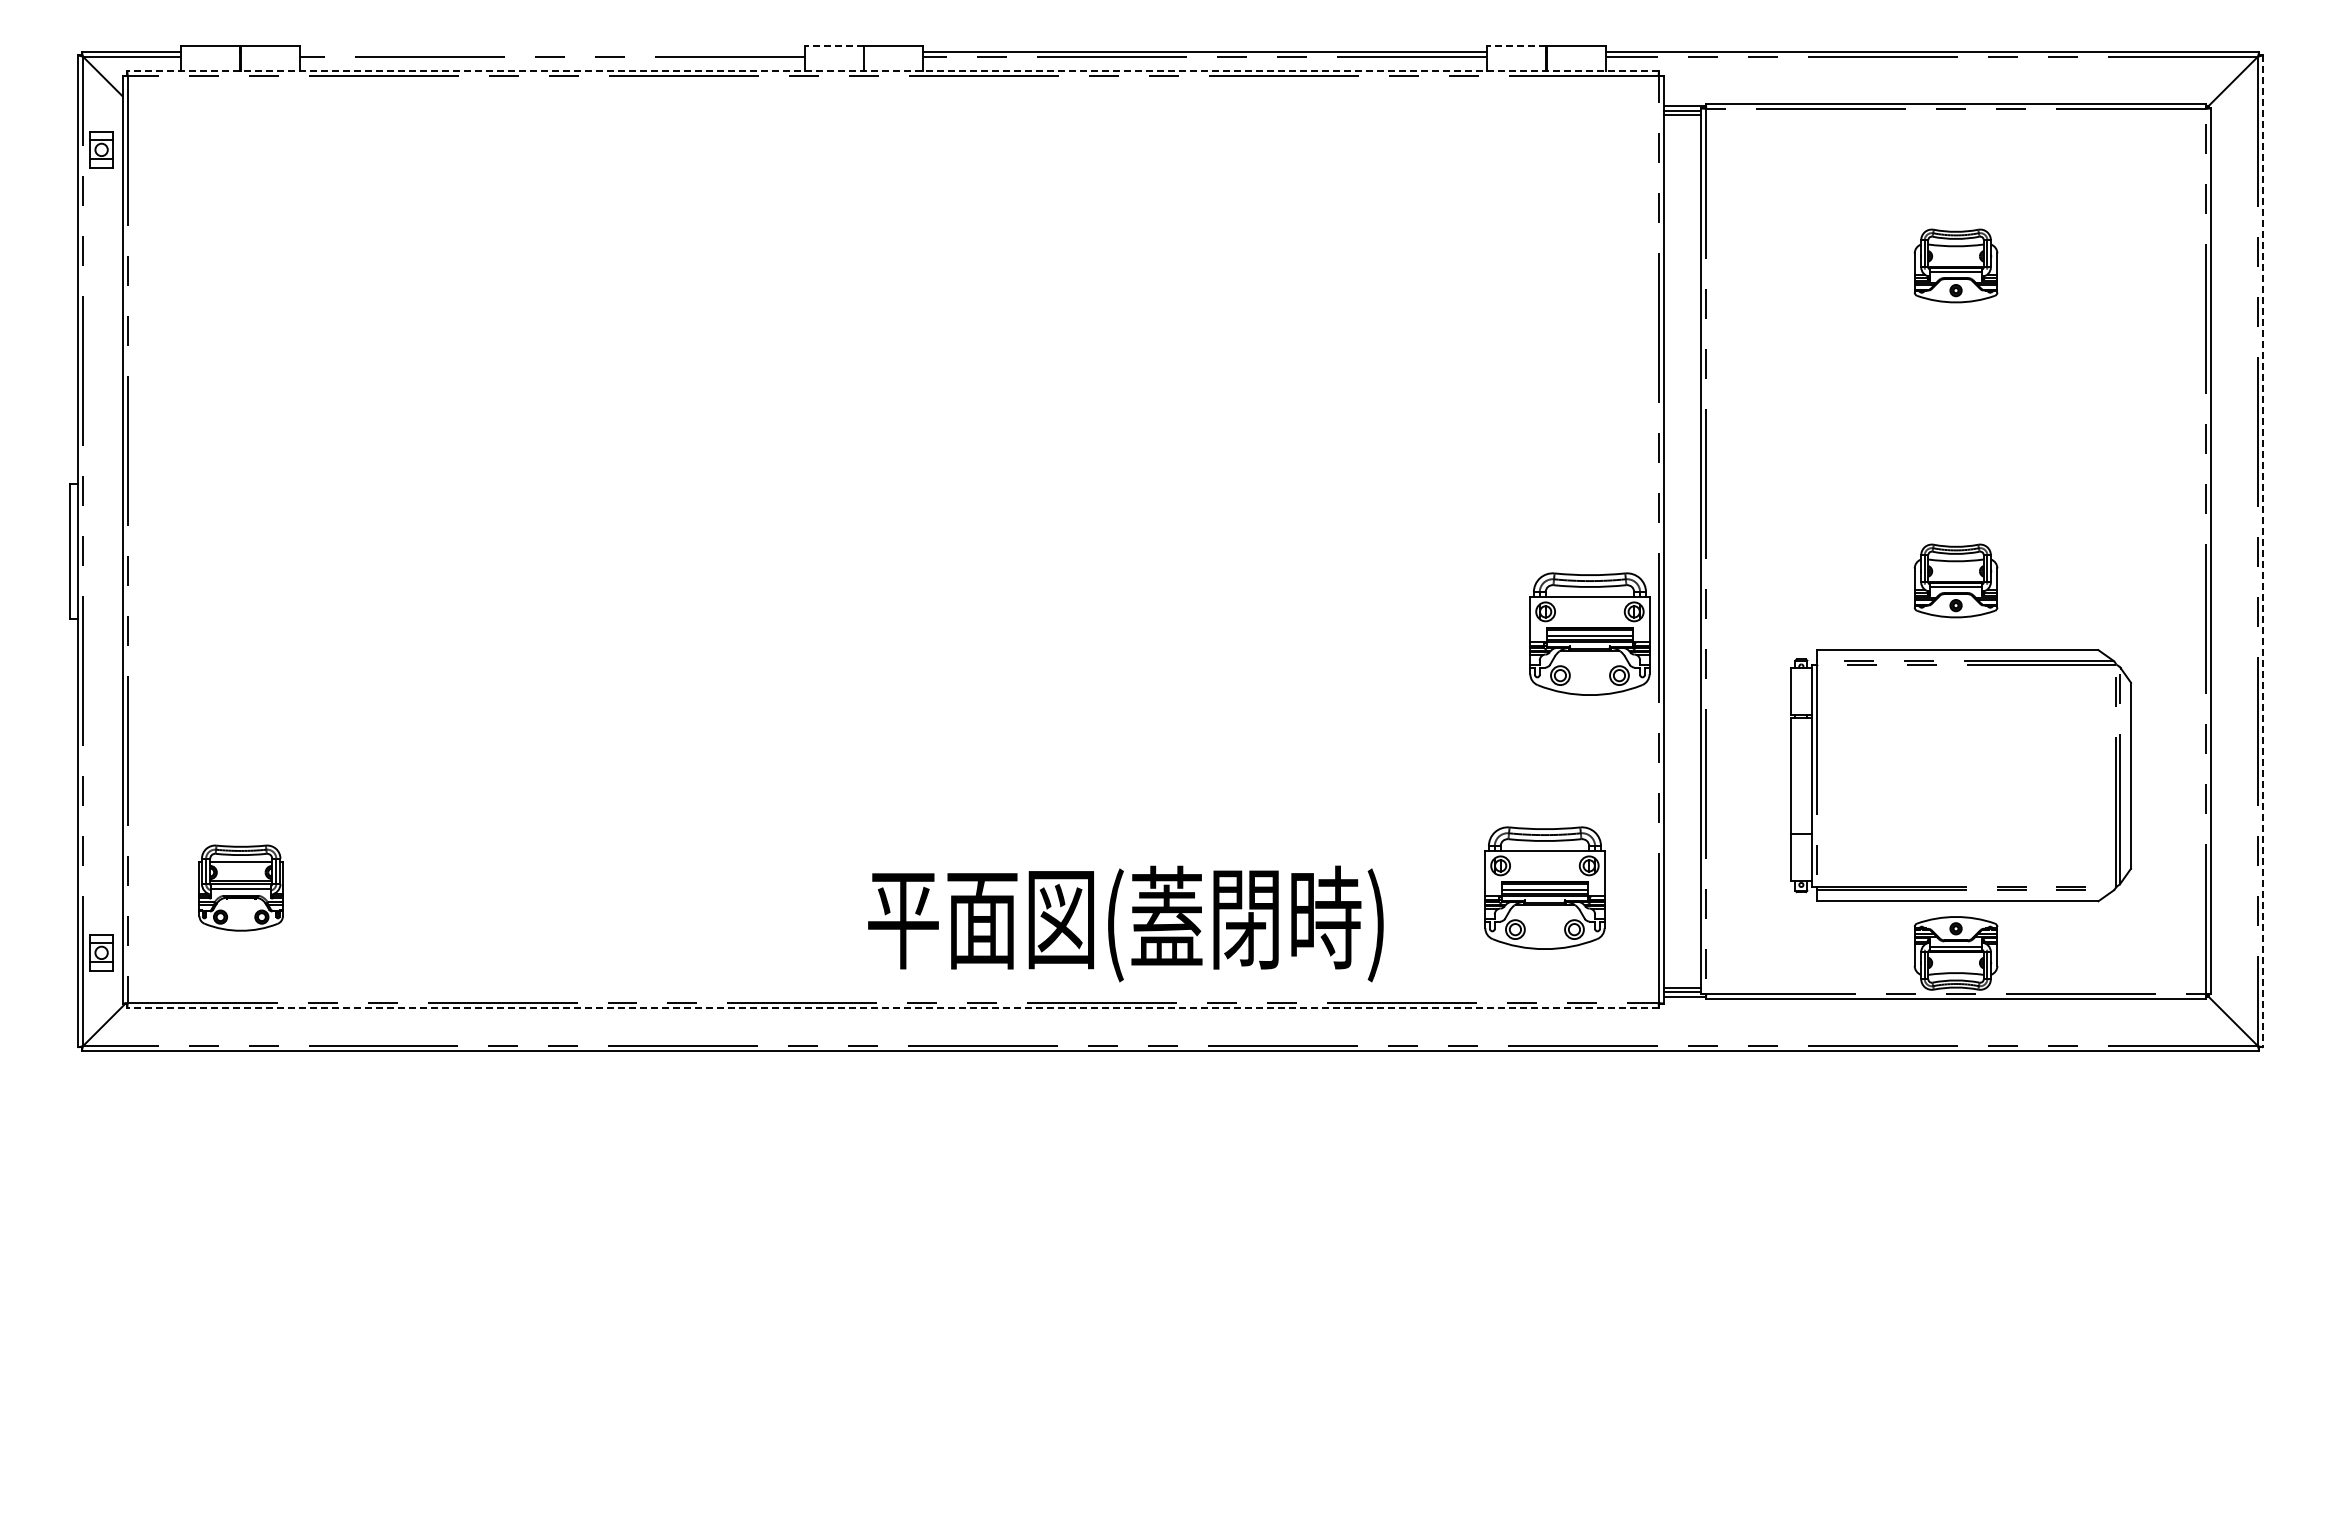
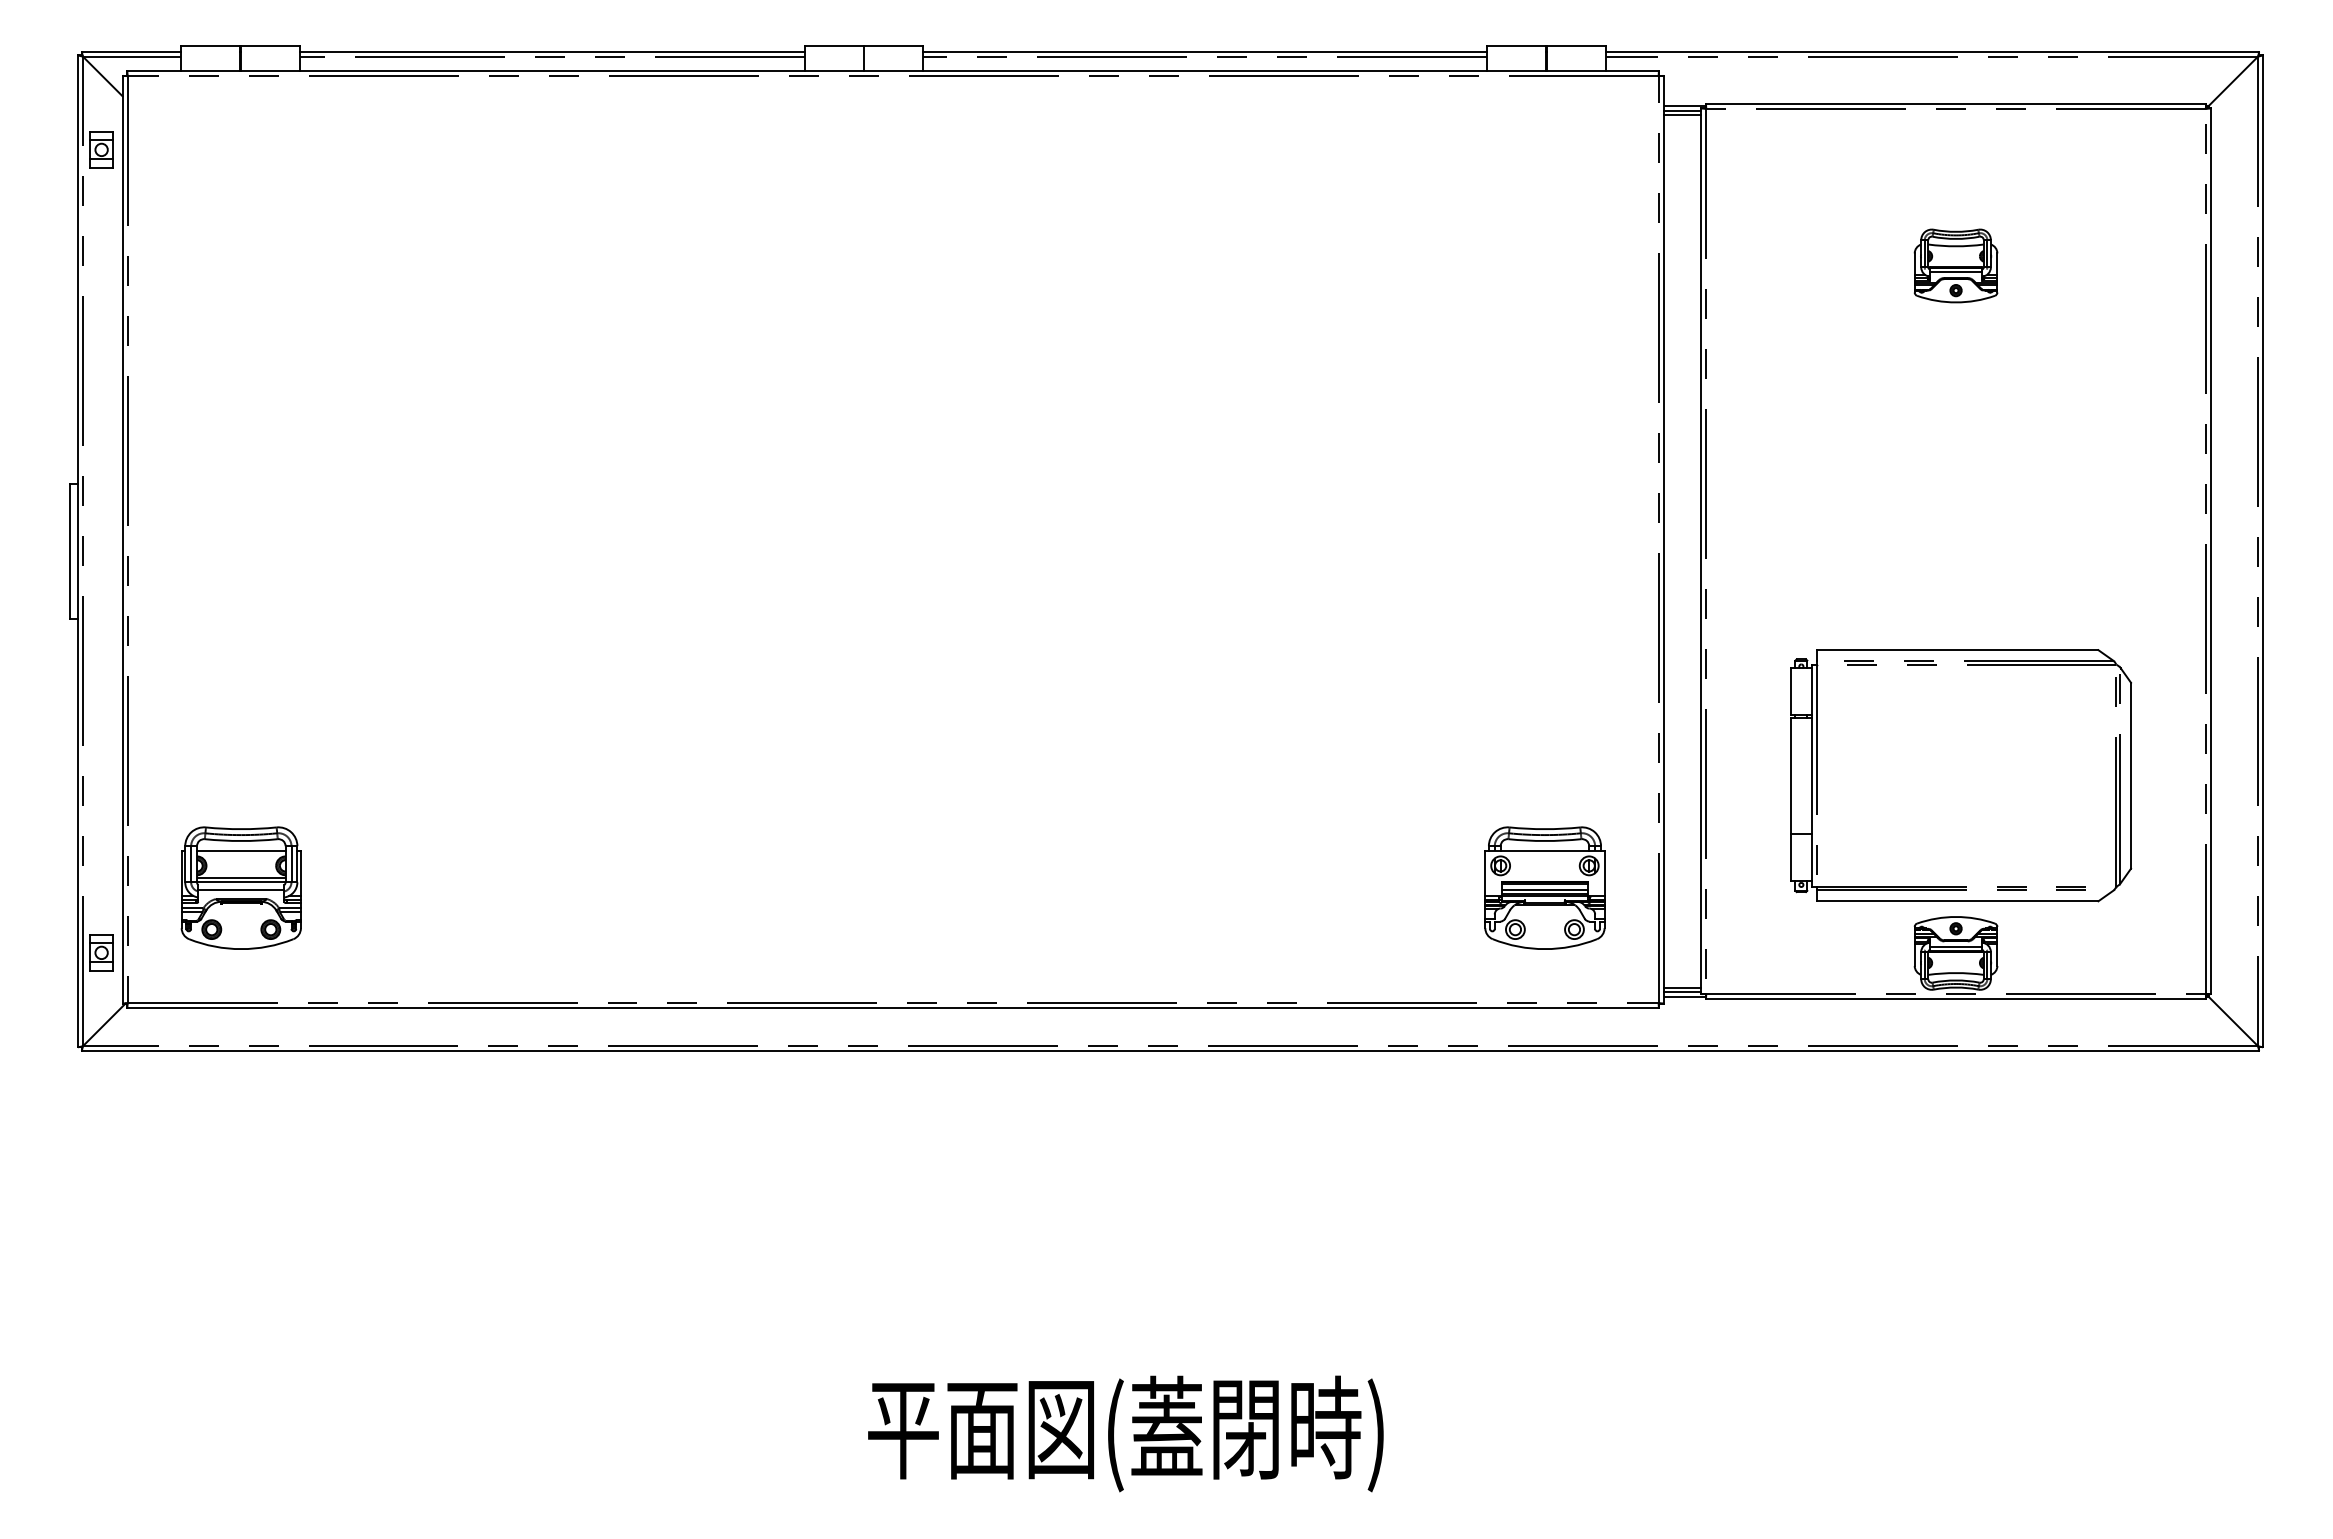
line: dashed -> solid (834, 46)
line: dashed -> solid (1516, 46)
line: none -> present (551, 51)
line: dashed -> solid (893, 71)
line: dashed -> solid (2263, 551)
part: present -> none (1955, 580)
part: present -> none (1589, 633)
part size: 86x88 px -> 122x124 px (240, 887)
text position: (1125, 923) -> (1125, 1433) (1125, 1433)
line: dashed -> solid (893, 1008)
